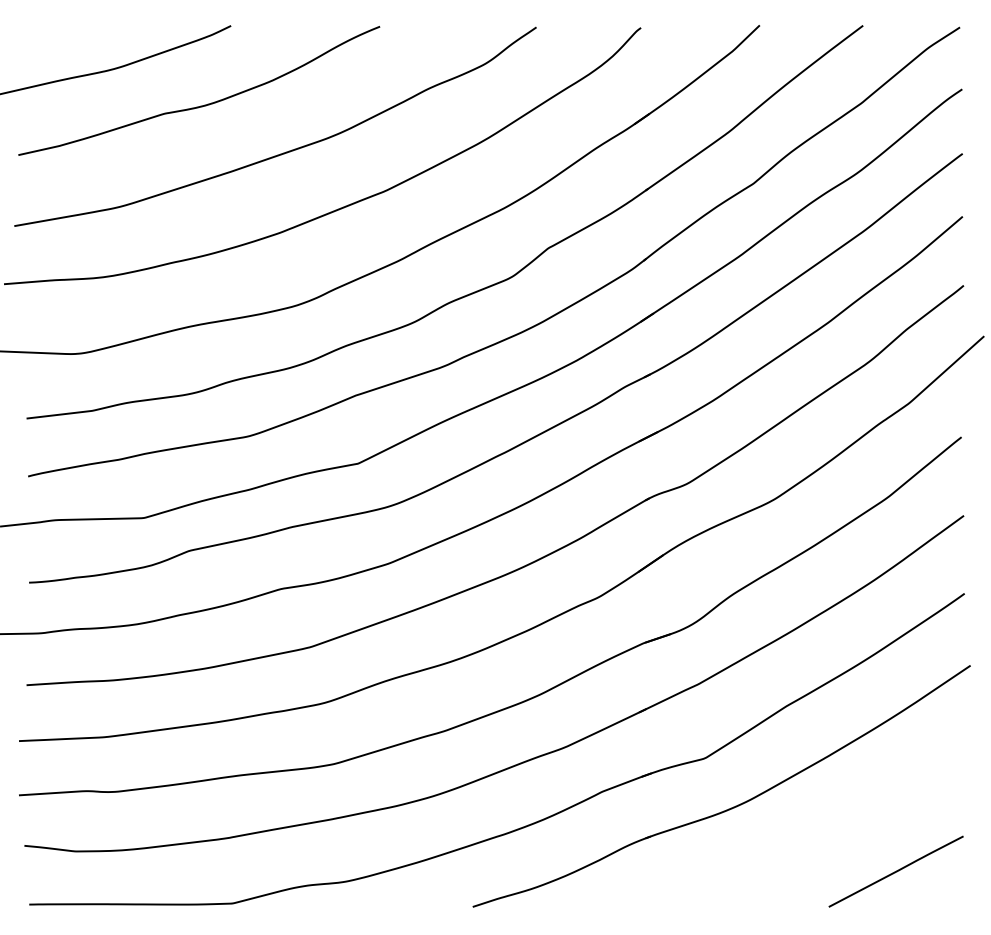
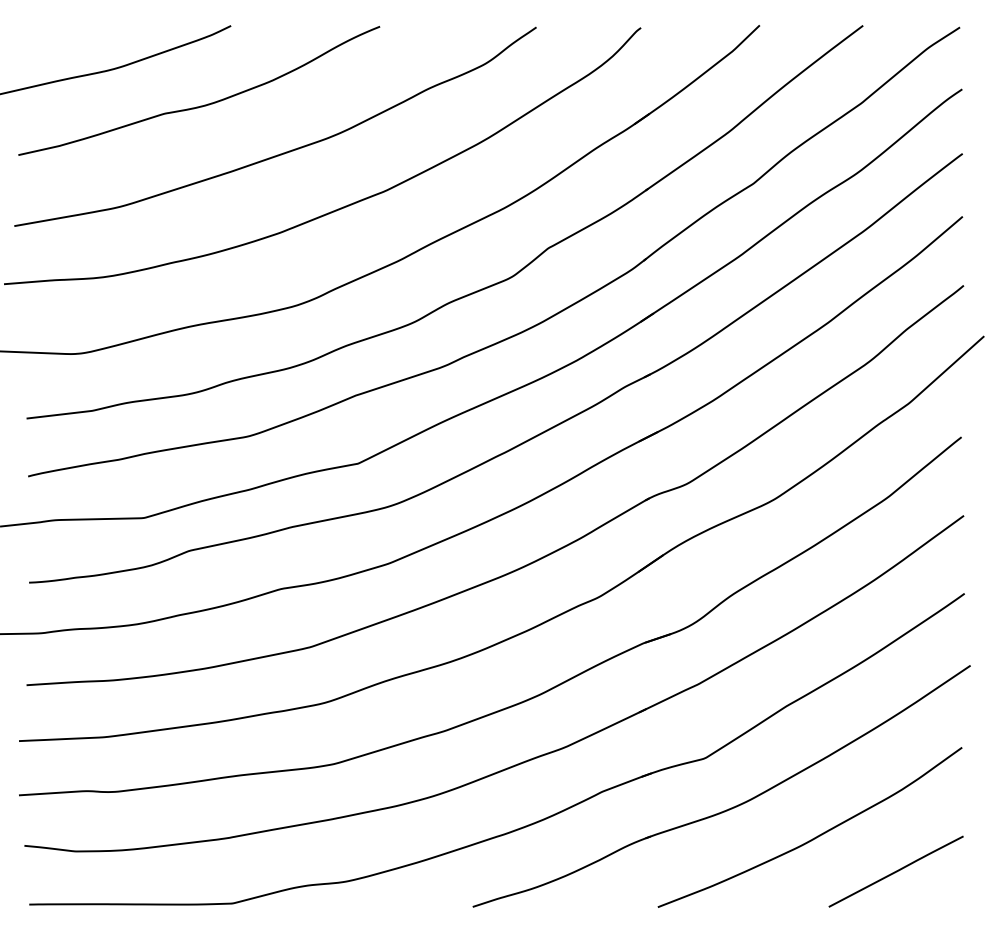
curve: none -> present (814, 837)
